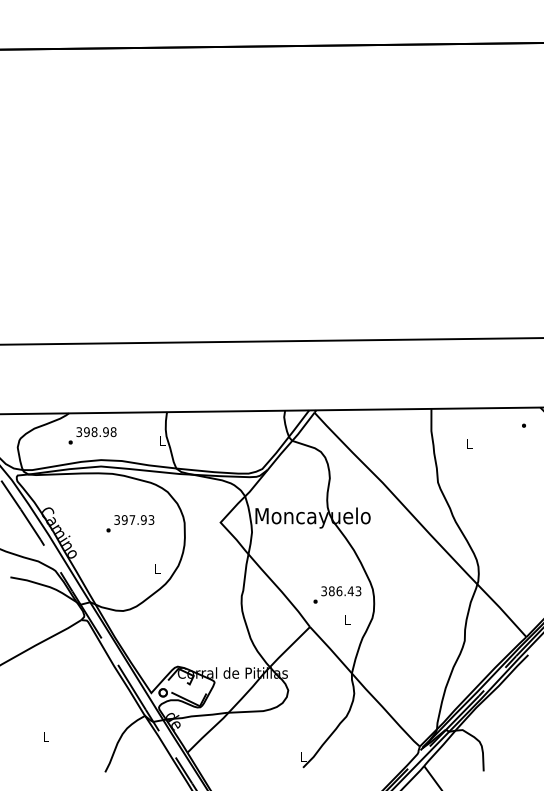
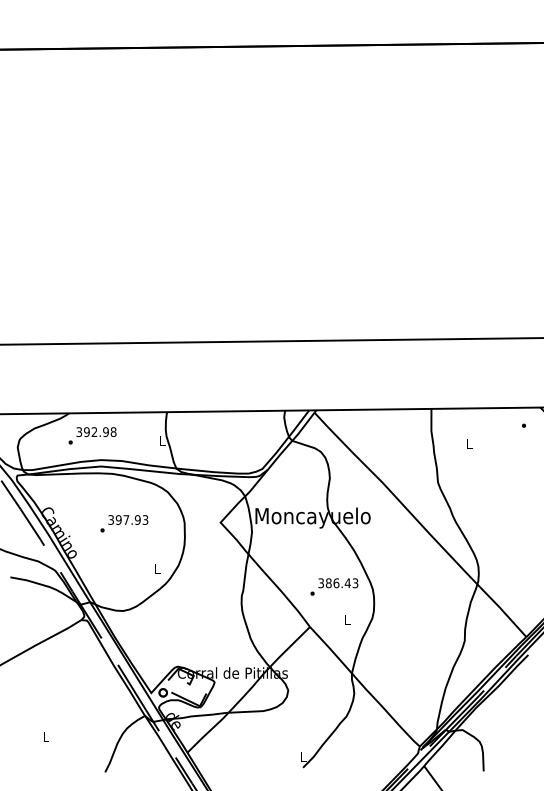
text: 398.98 -> 392.98 (94, 432)
text position: (130, 523) -> (124, 523) (124, 523)
text position: (337, 594) -> (334, 586) (334, 586)
